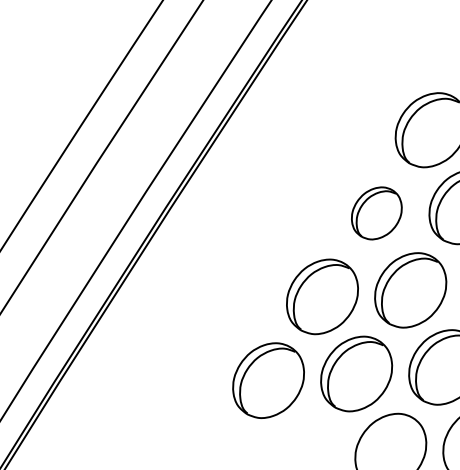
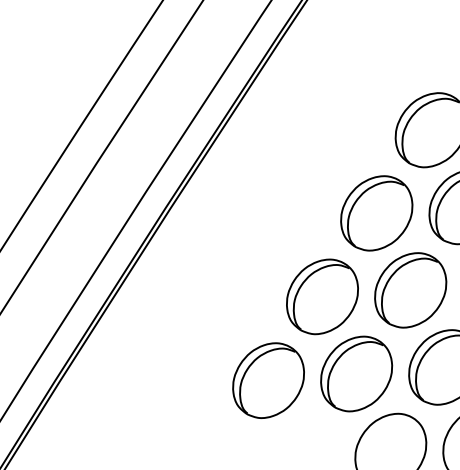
part size: 52x55 px -> 74x77 px (376, 213)
